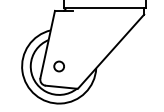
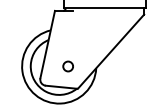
circle position: (58, 66) -> (67, 66) (67, 66)
